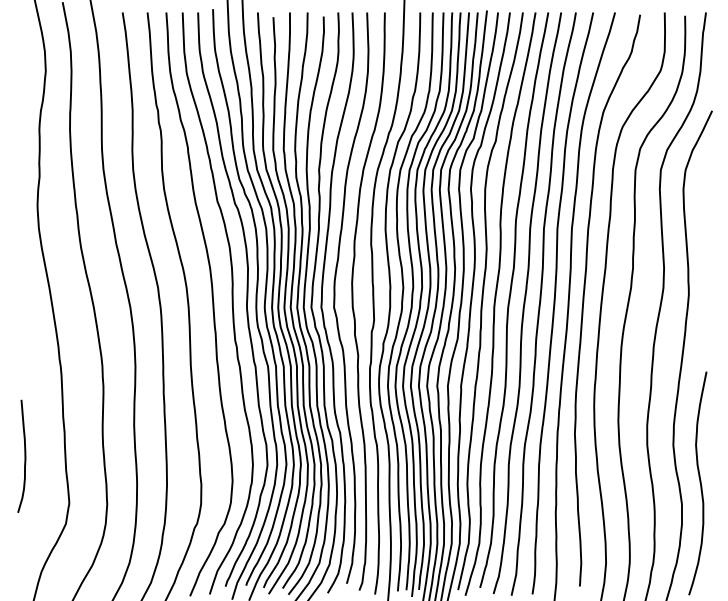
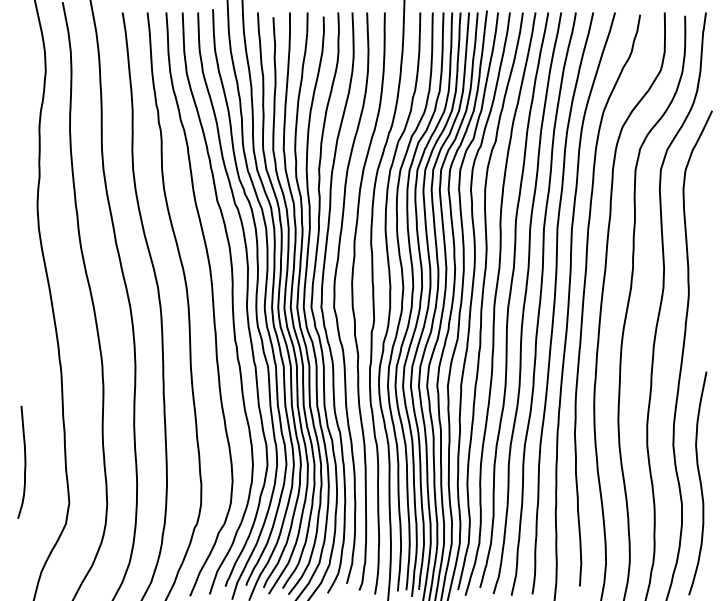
curve position: (24, 455) -> (24, 461) (24, 461)
